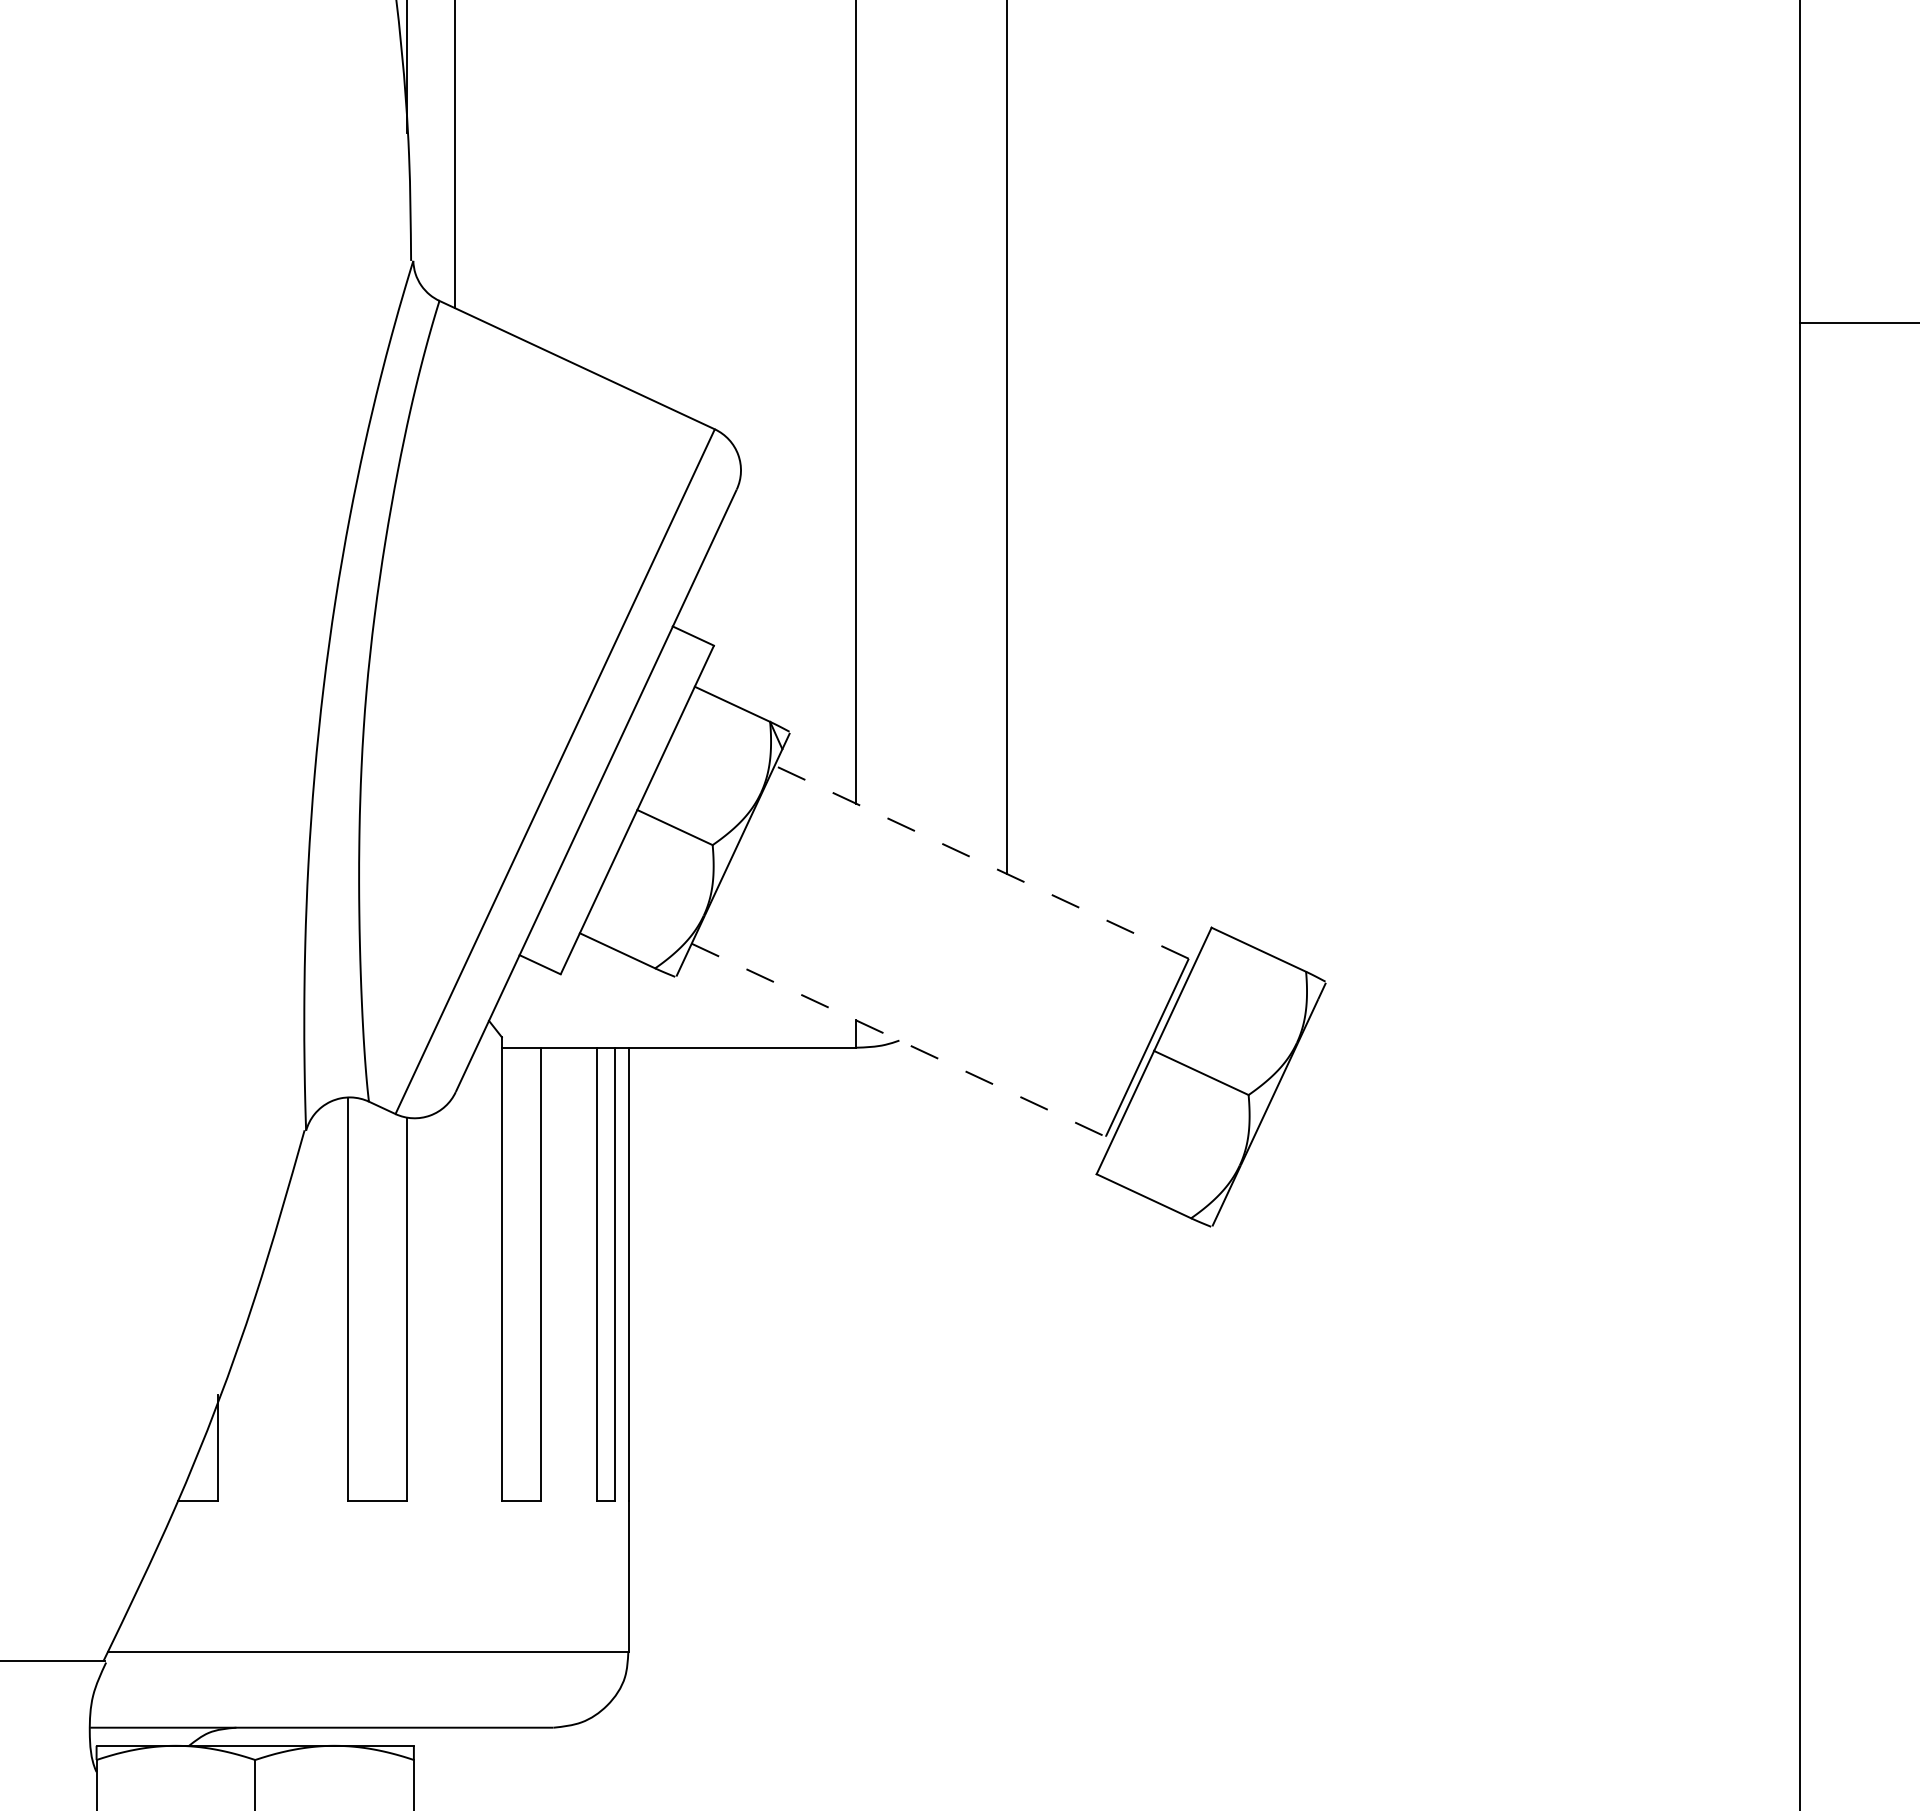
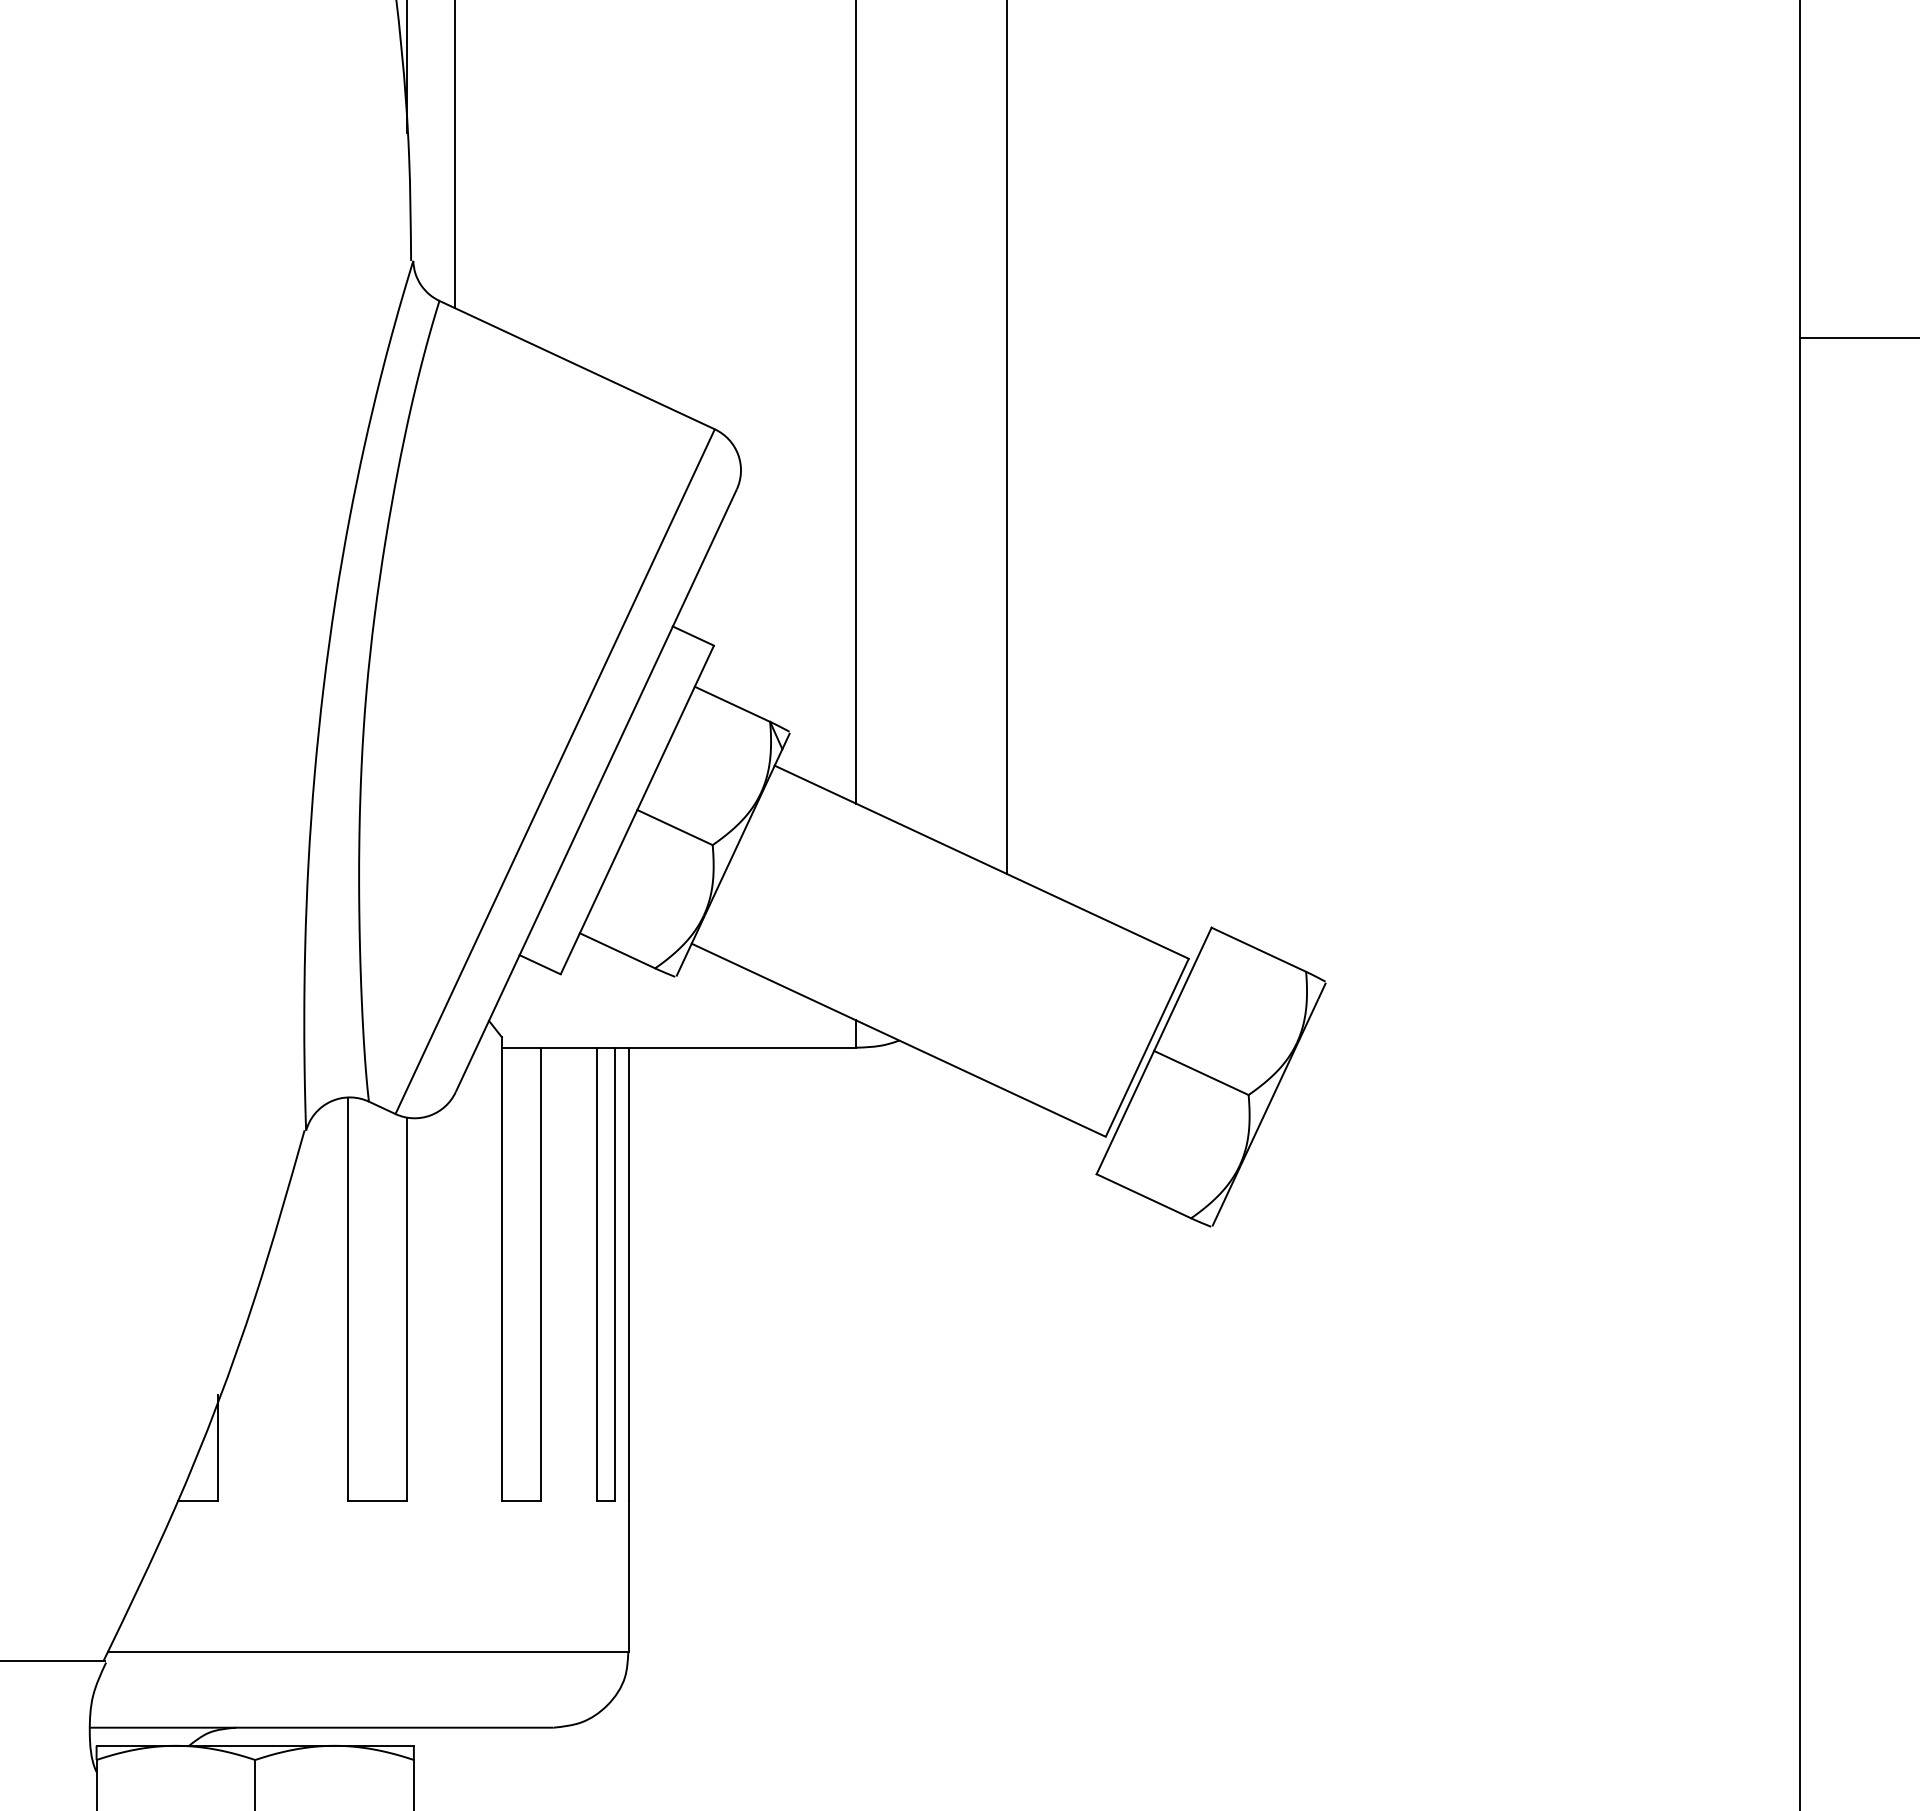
line position: (1858, 322) -> (1858, 337) (1858, 337)
line: dashed -> solid (981, 862)
line: dashed -> solid (899, 1040)
